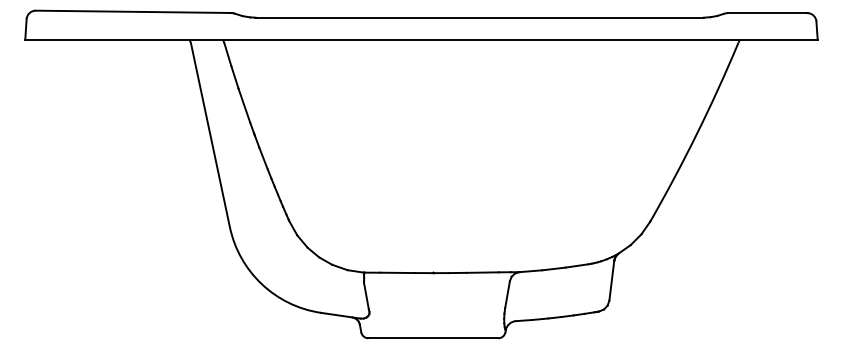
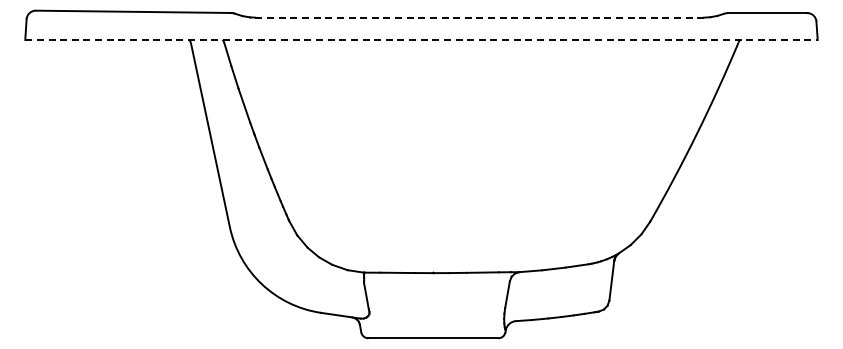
line: solid -> dashed (480, 17)
line: solid -> dashed (421, 39)
